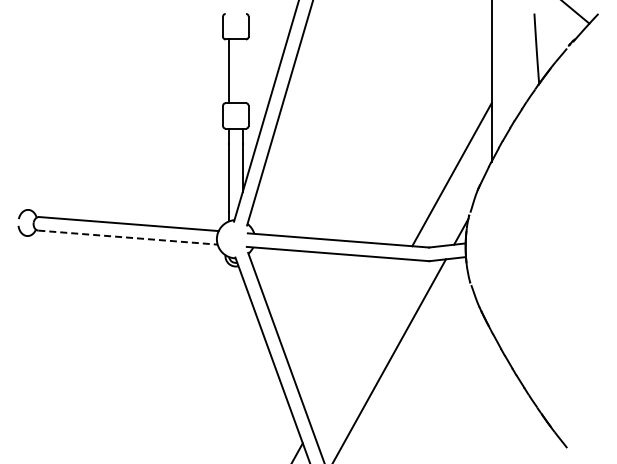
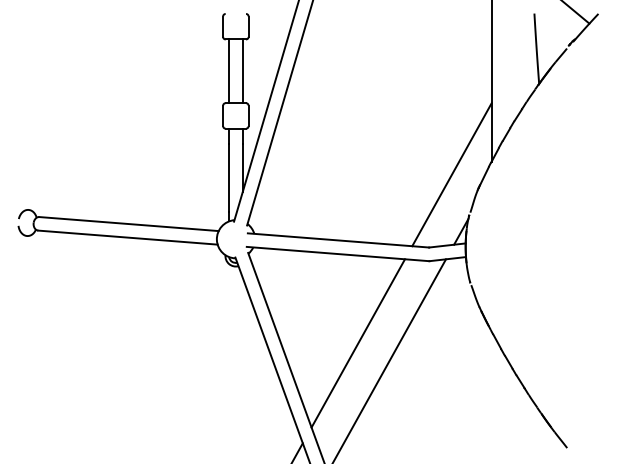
line: none -> present (242, 71)
line: dashed -> solid (127, 237)
line: none -> present (358, 343)
